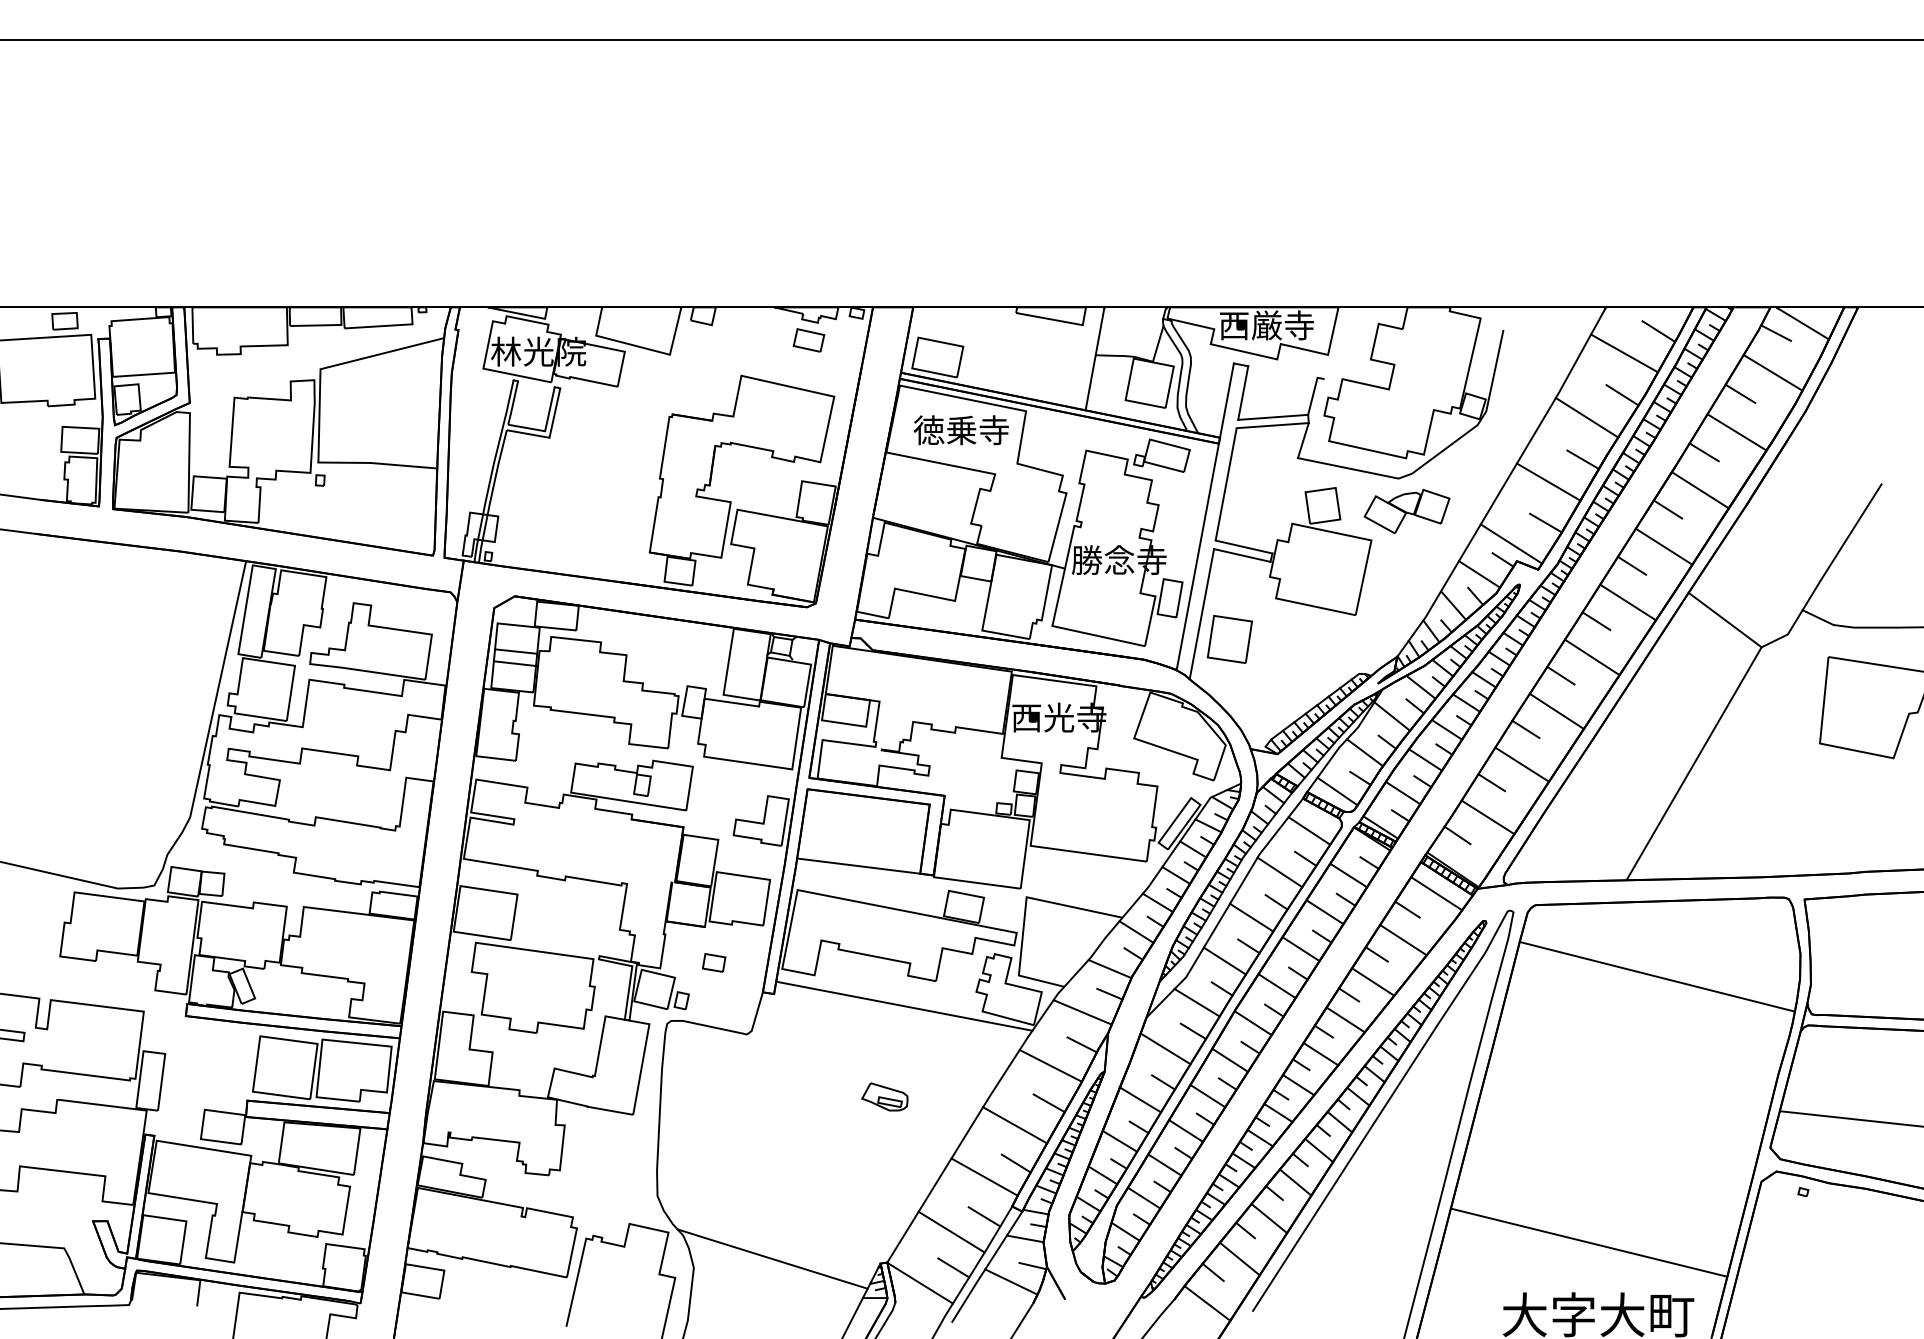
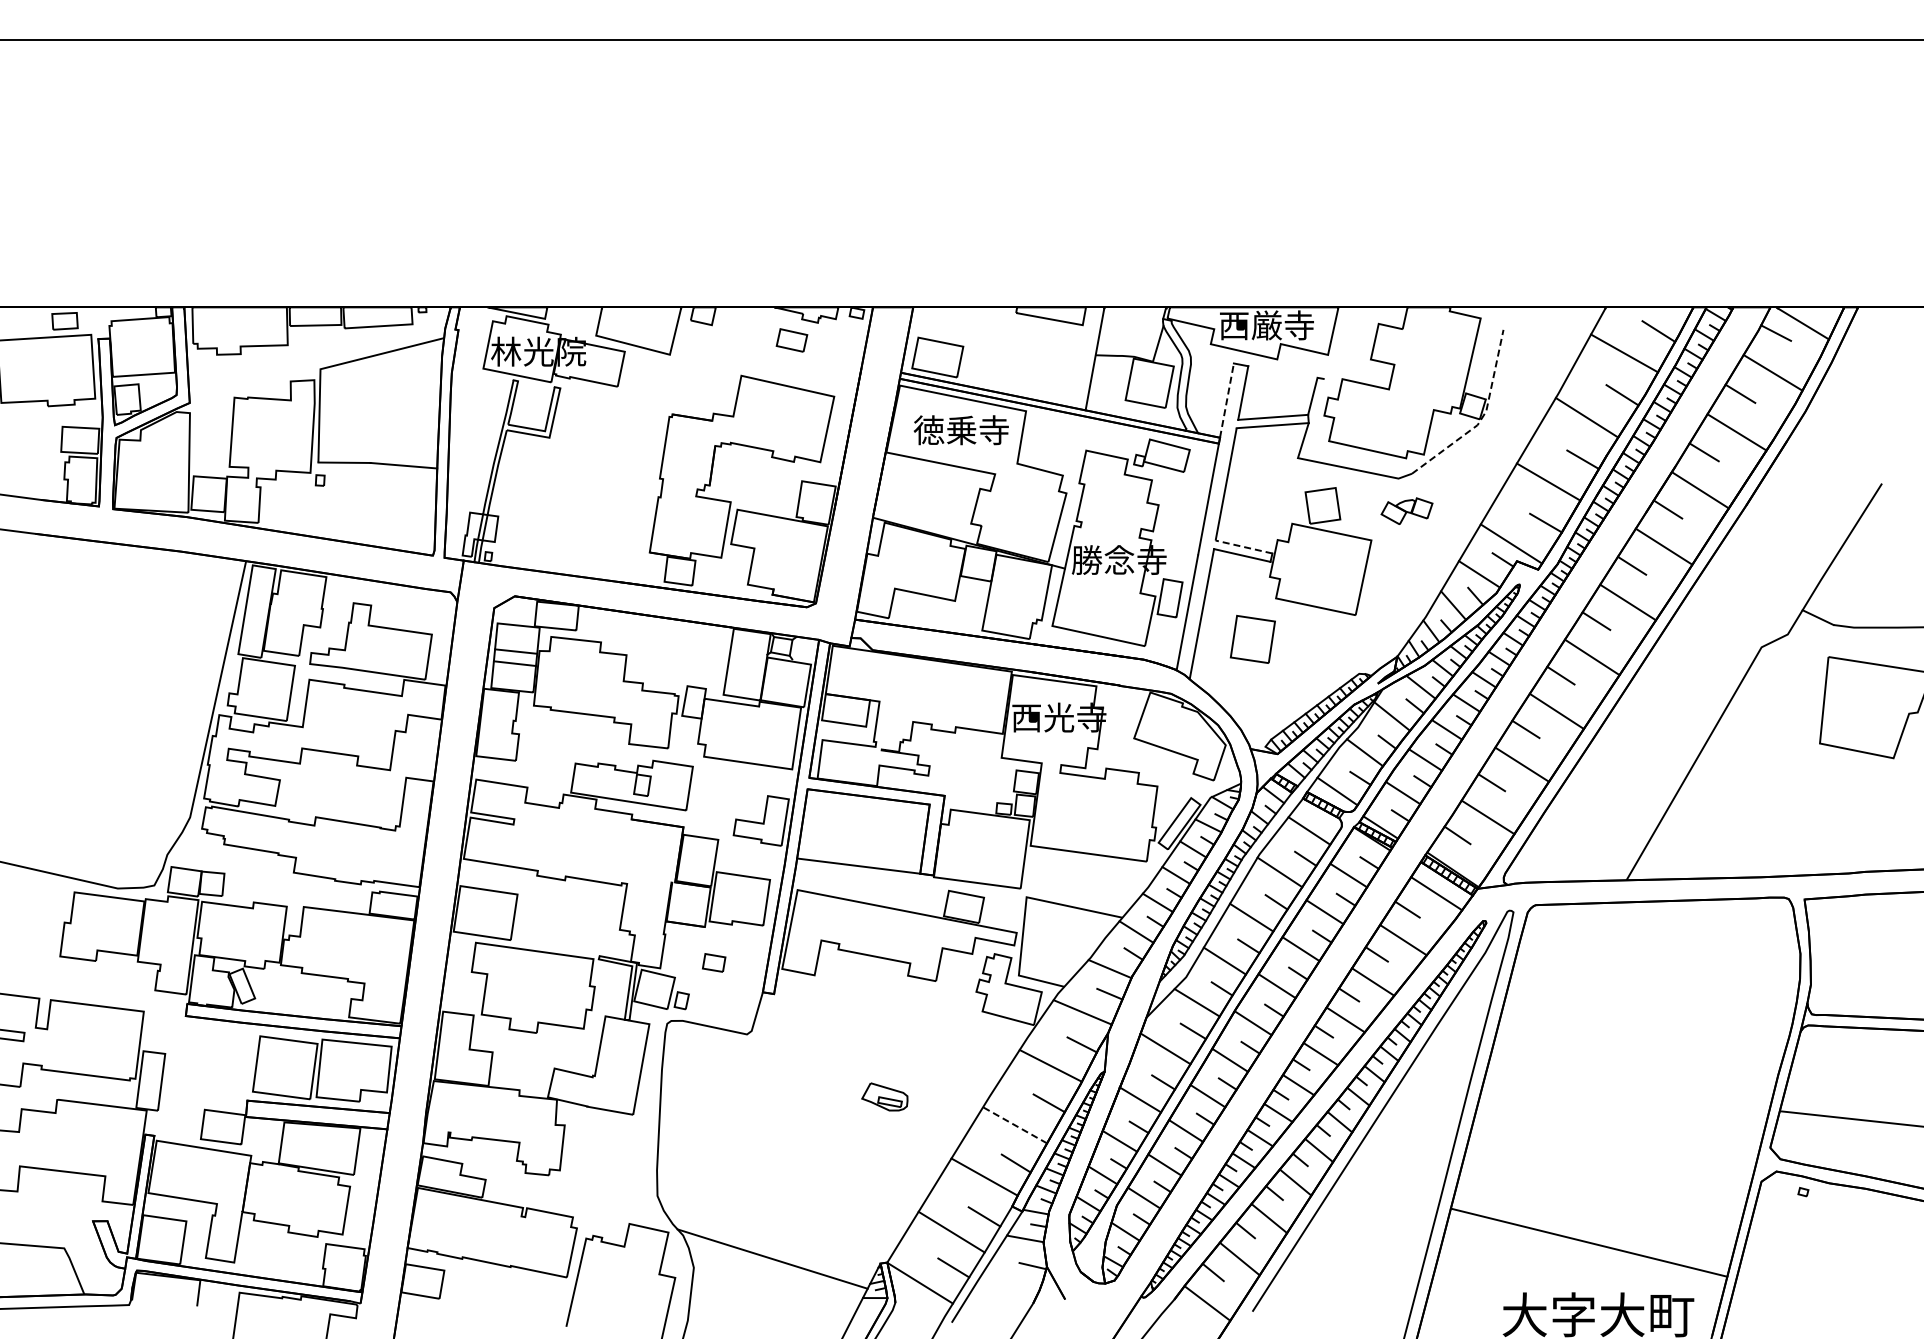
part position: (808, 340) -> (791, 340) (791, 340)
line: solid -> dashed (1226, 400)
line: solid -> dashed (1482, 417)
part size: 88x46 px -> 54x28 px (1406, 510)
line: solid -> dashed (1243, 546)
line: present -> none (1724, 619)
part position: (1229, 638) -> (1252, 638) (1252, 638)
line: present -> none (1656, 976)
line: present -> none (904, 1005)
line: solid -> dashed (1015, 1125)
line: present -> none (1011, 1281)
